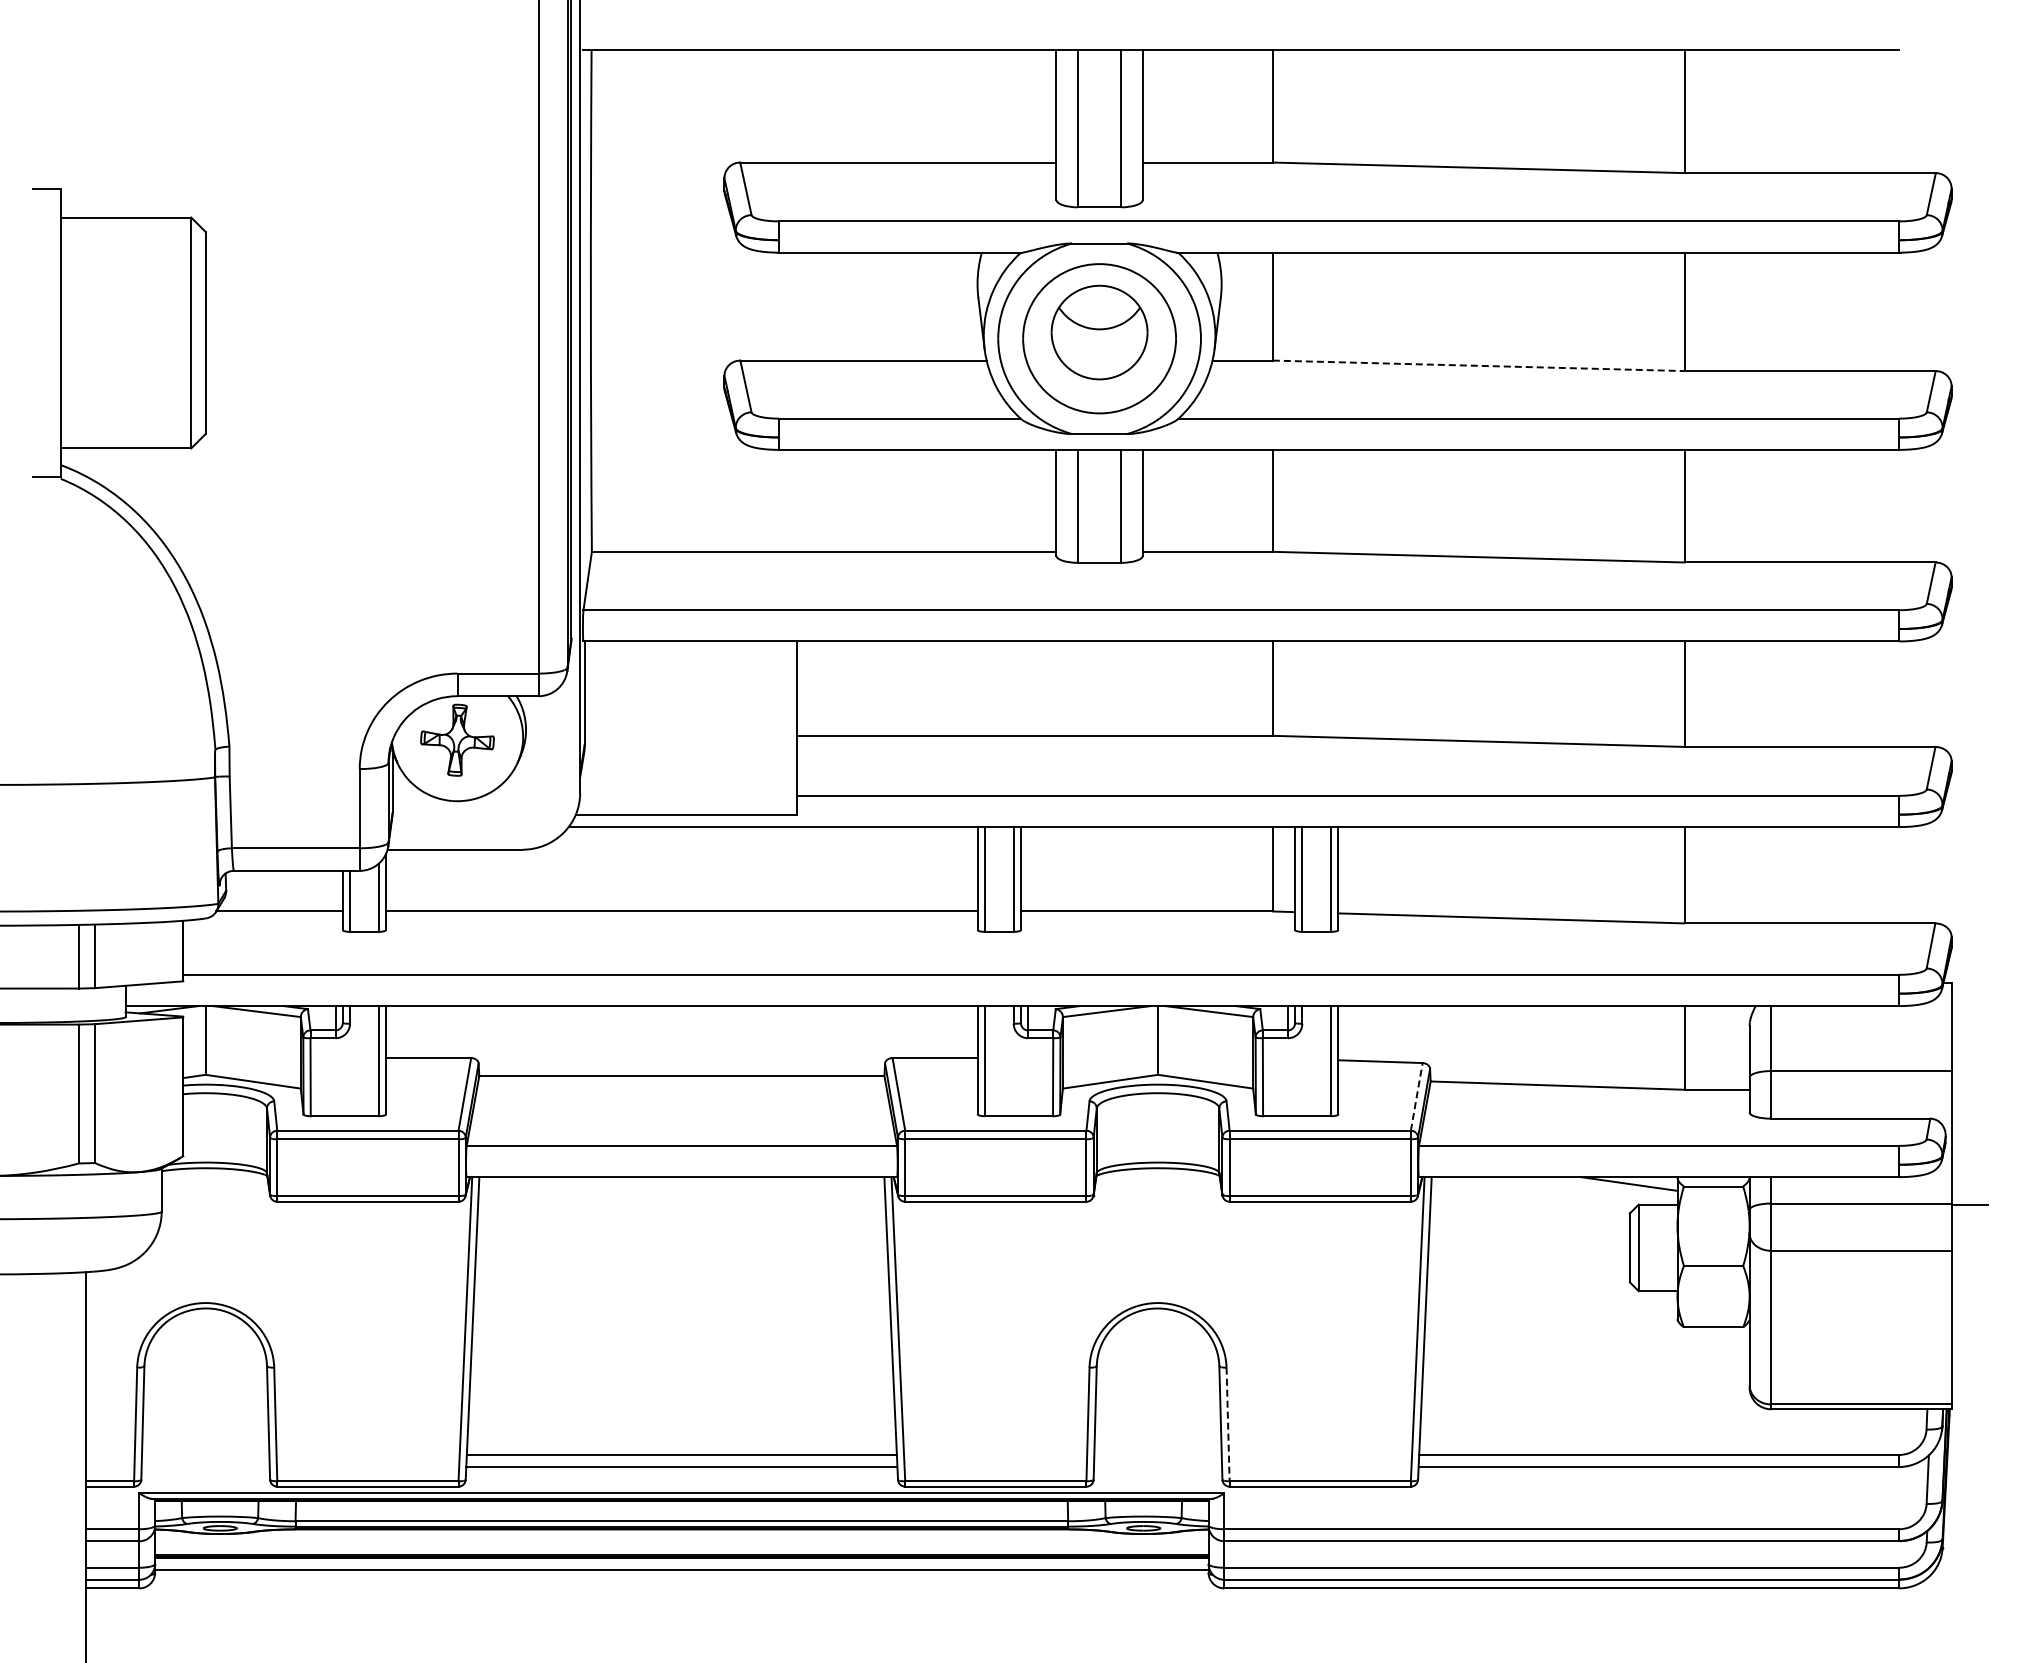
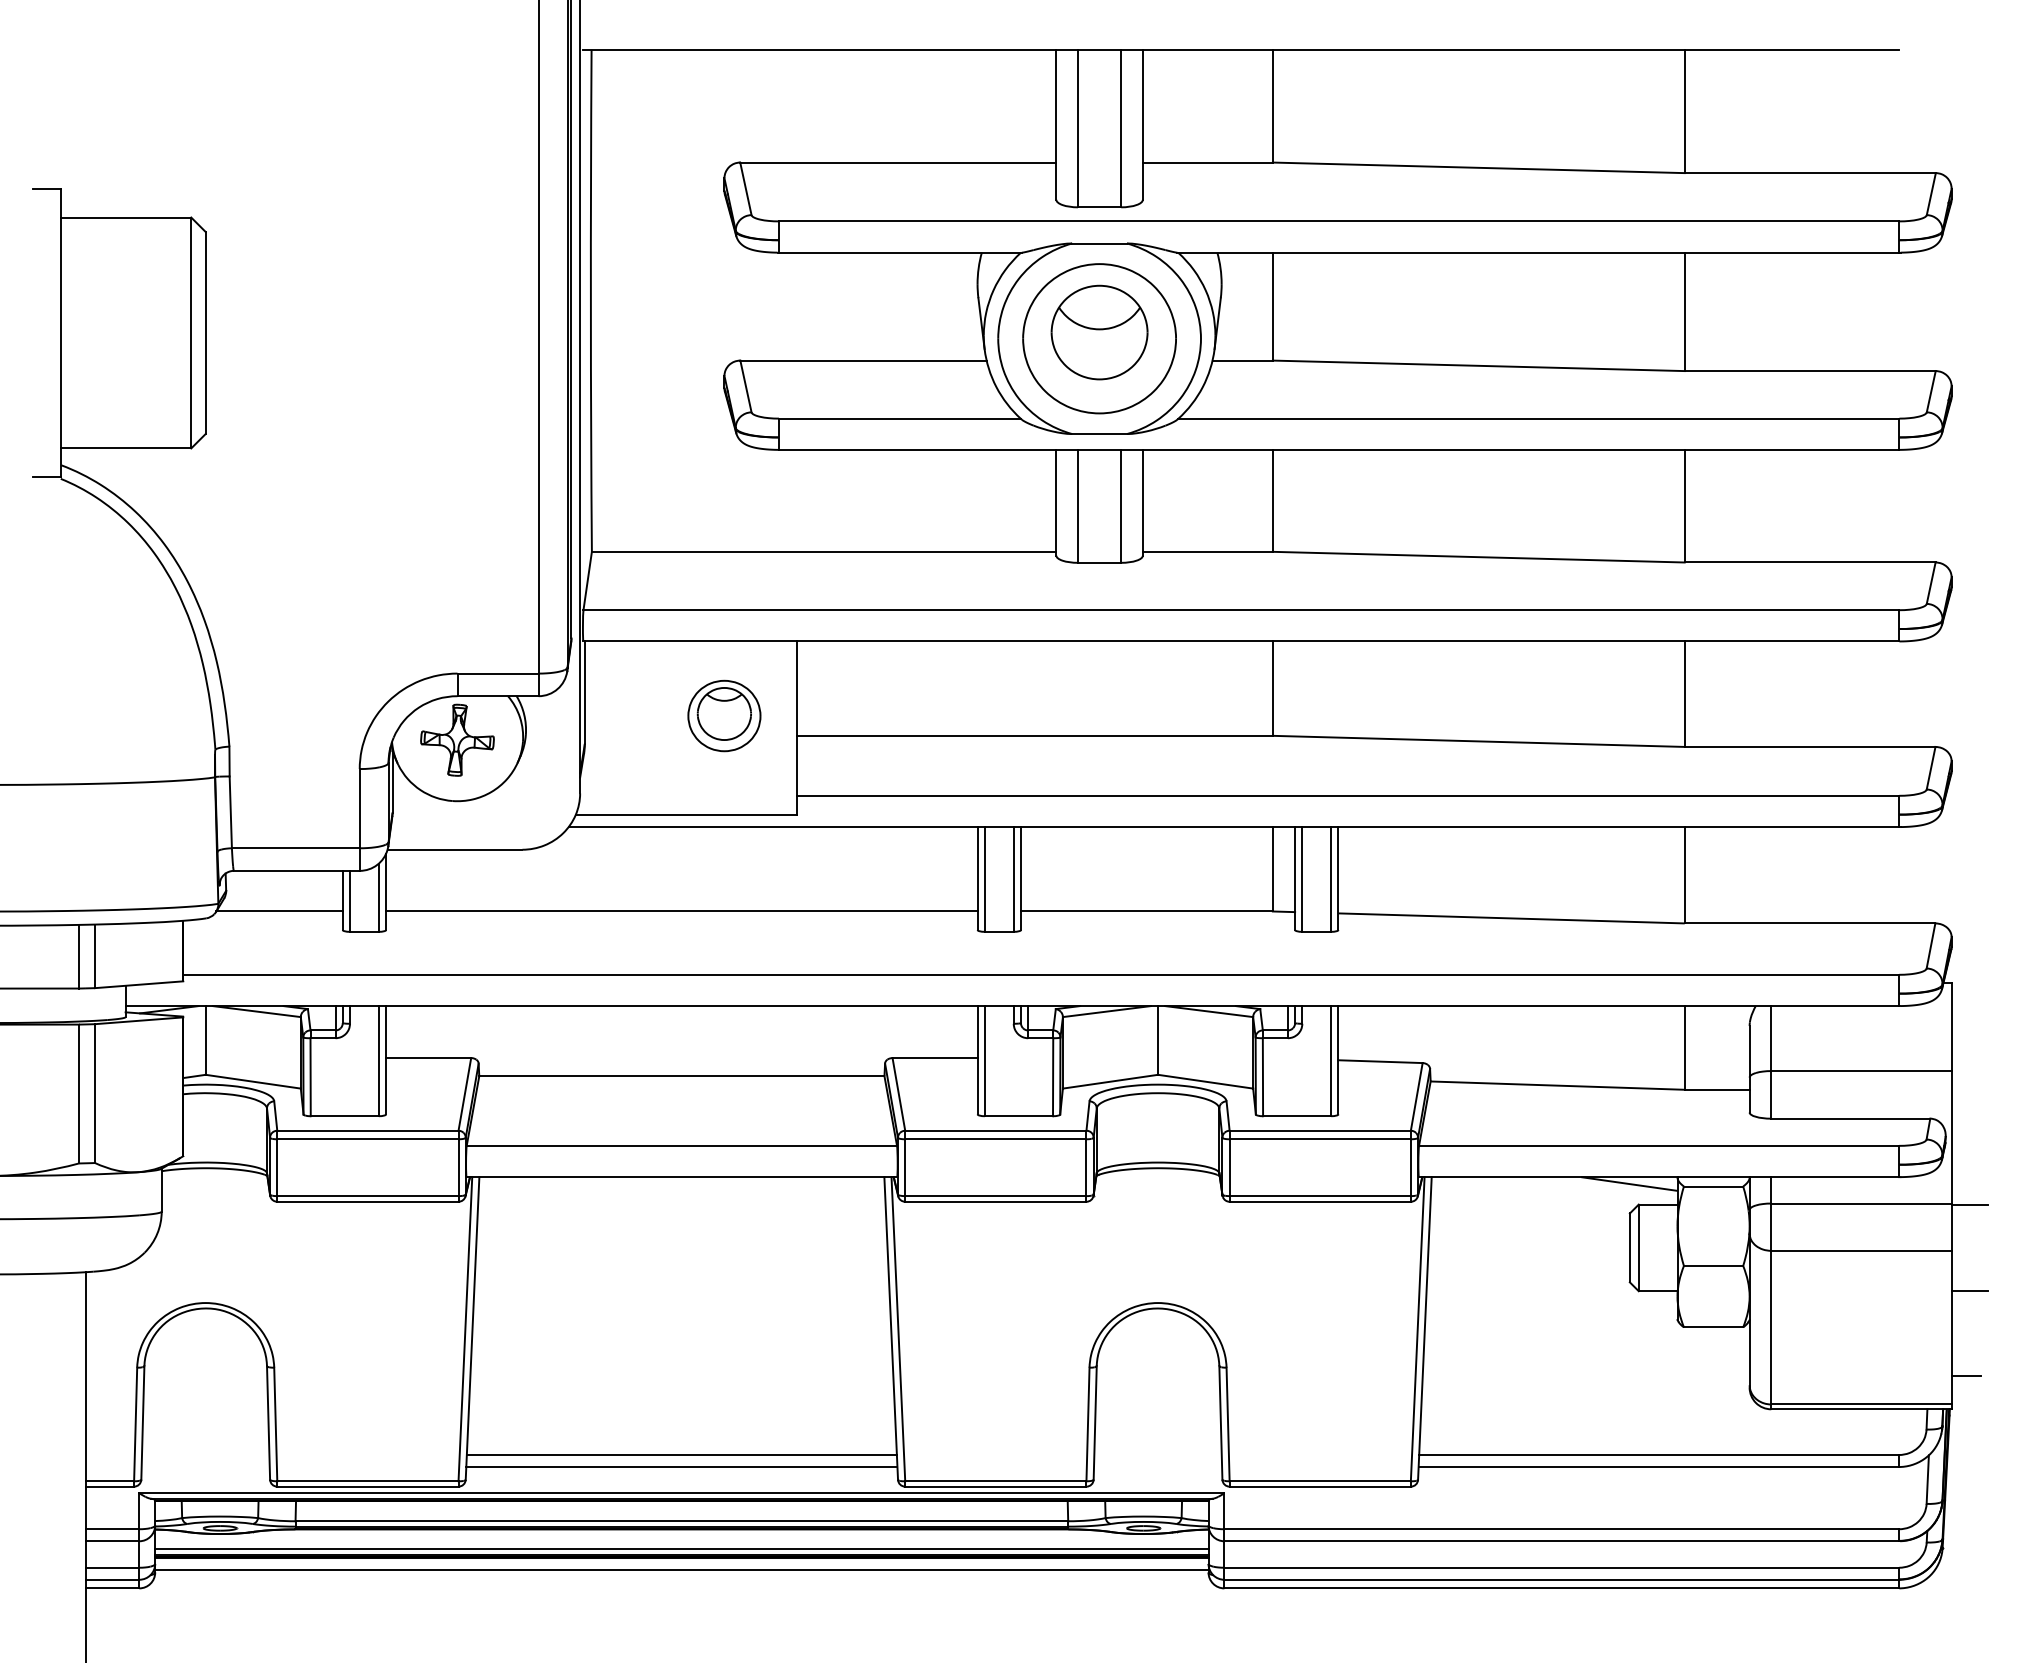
line: dashed -> solid (1478, 365)
part: none -> present (724, 715)
line: dashed -> solid (1416, 1096)
line: none -> present (1969, 1291)
line: none -> present (1965, 1376)
line: dashed -> solid (1228, 1424)
line: none -> present (681, 1549)
